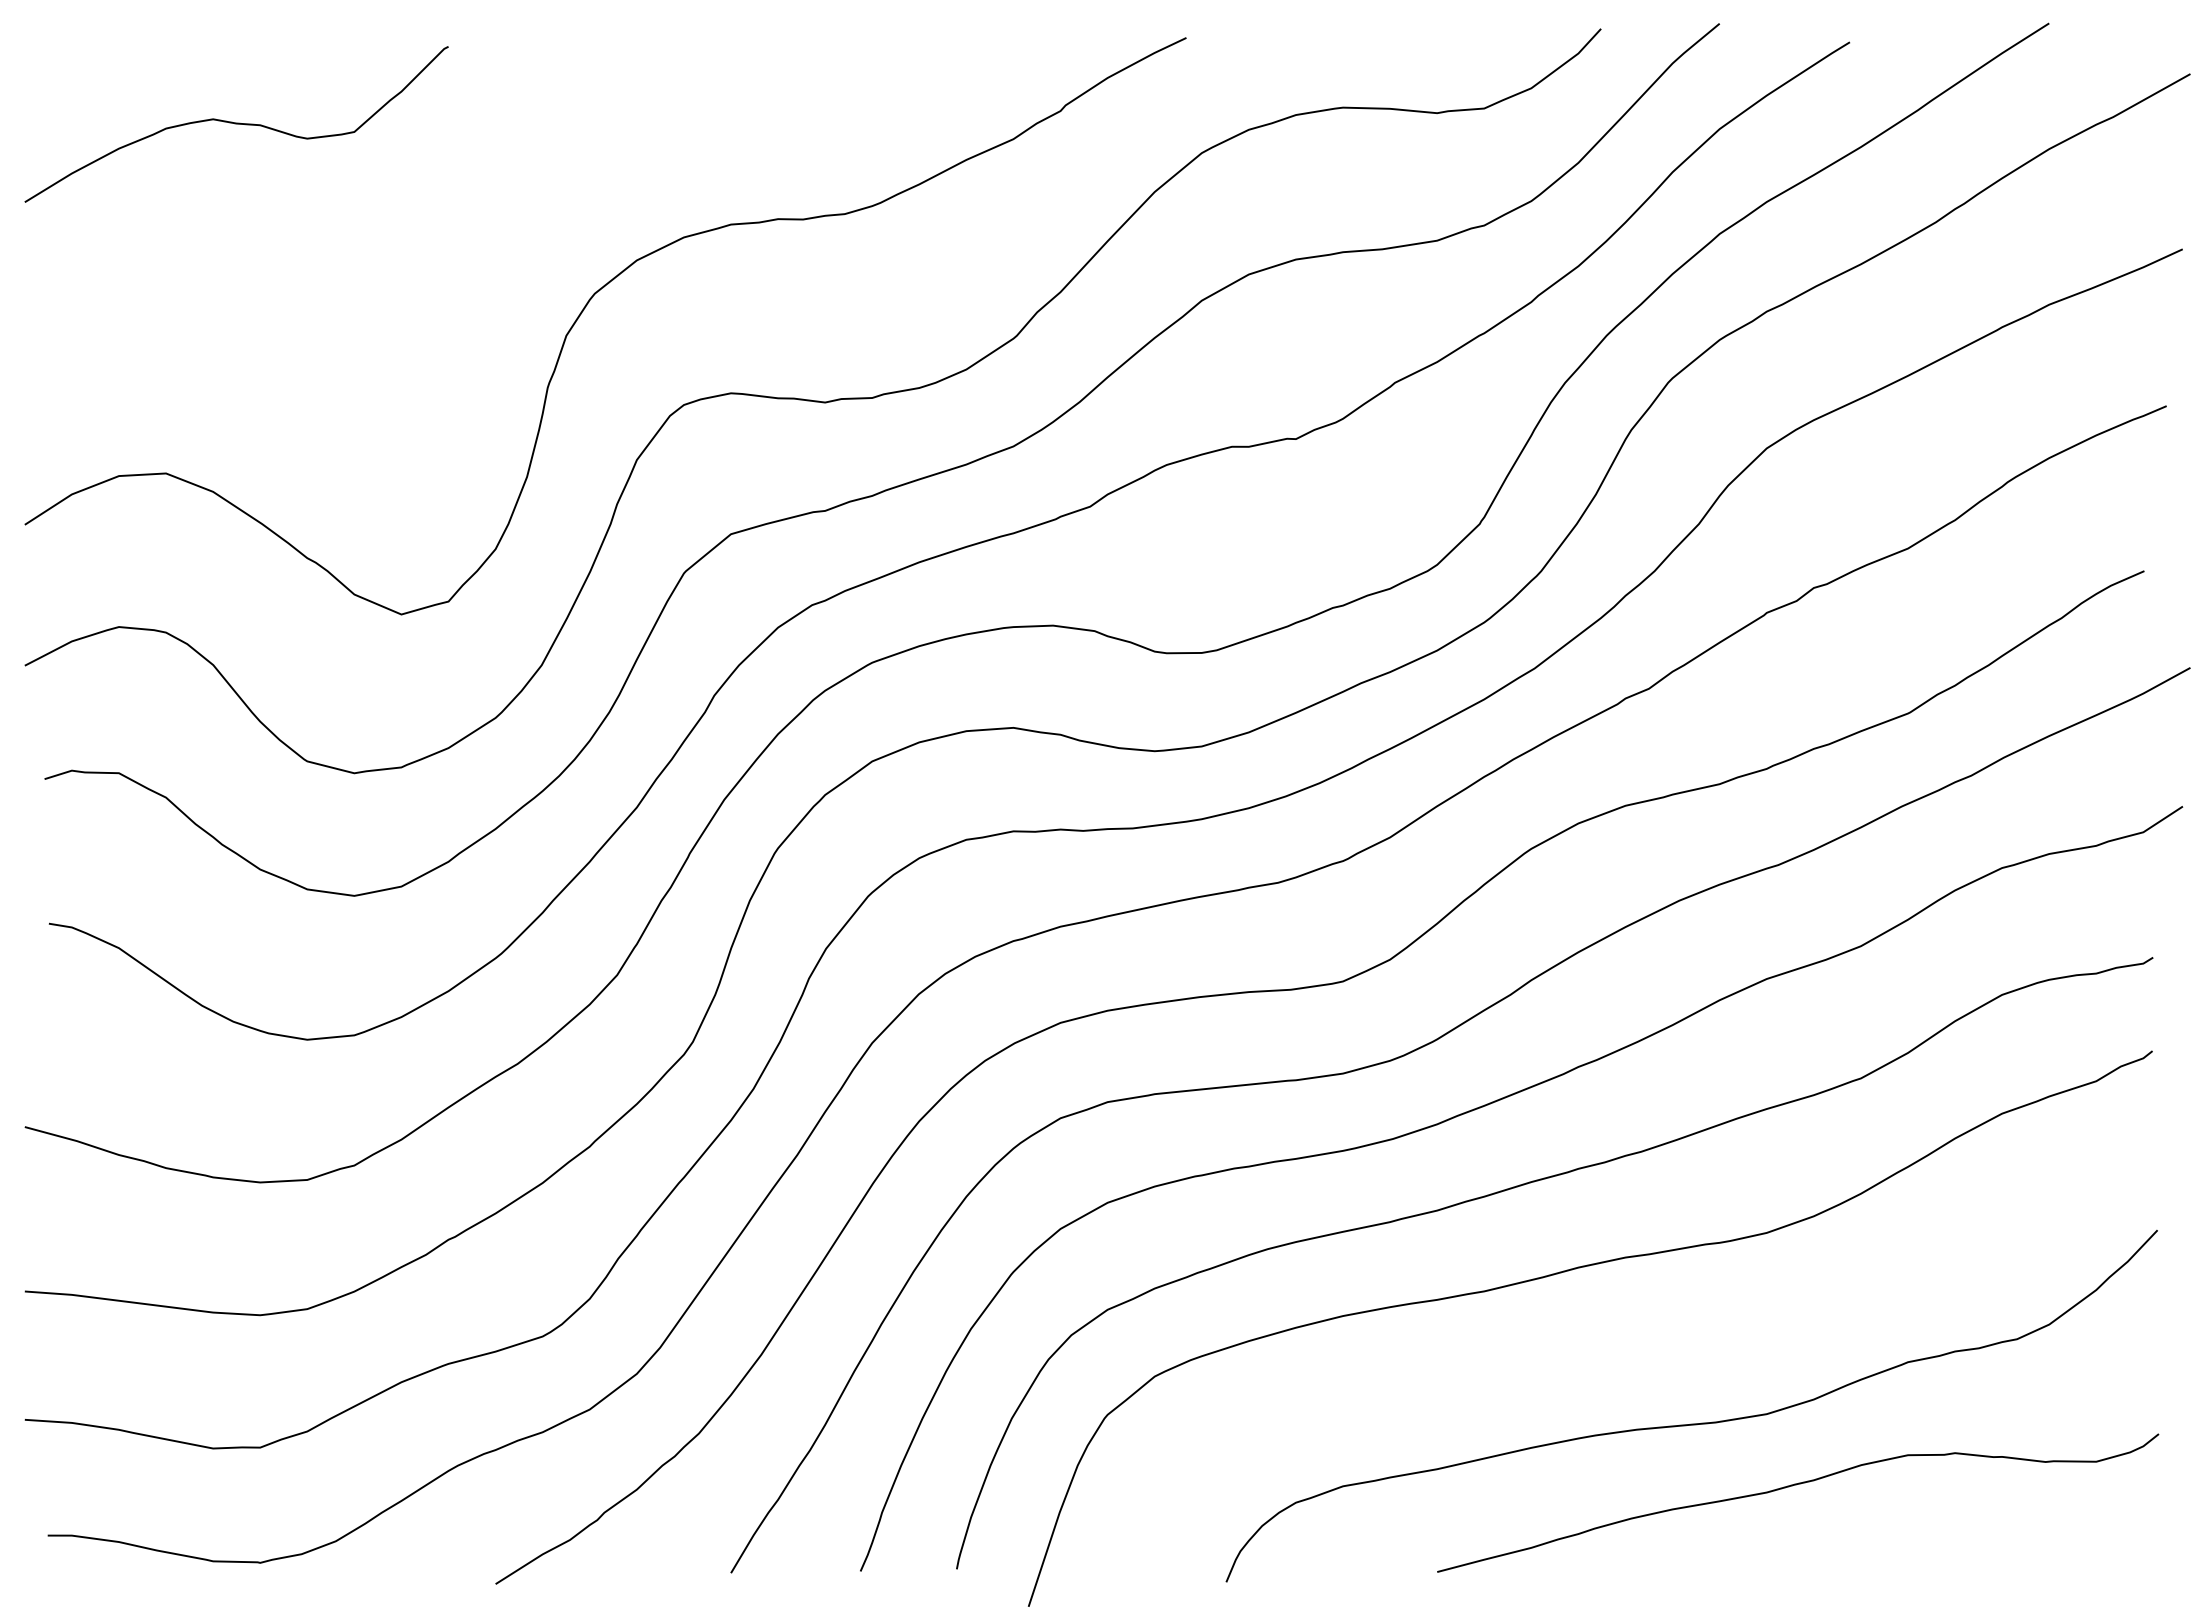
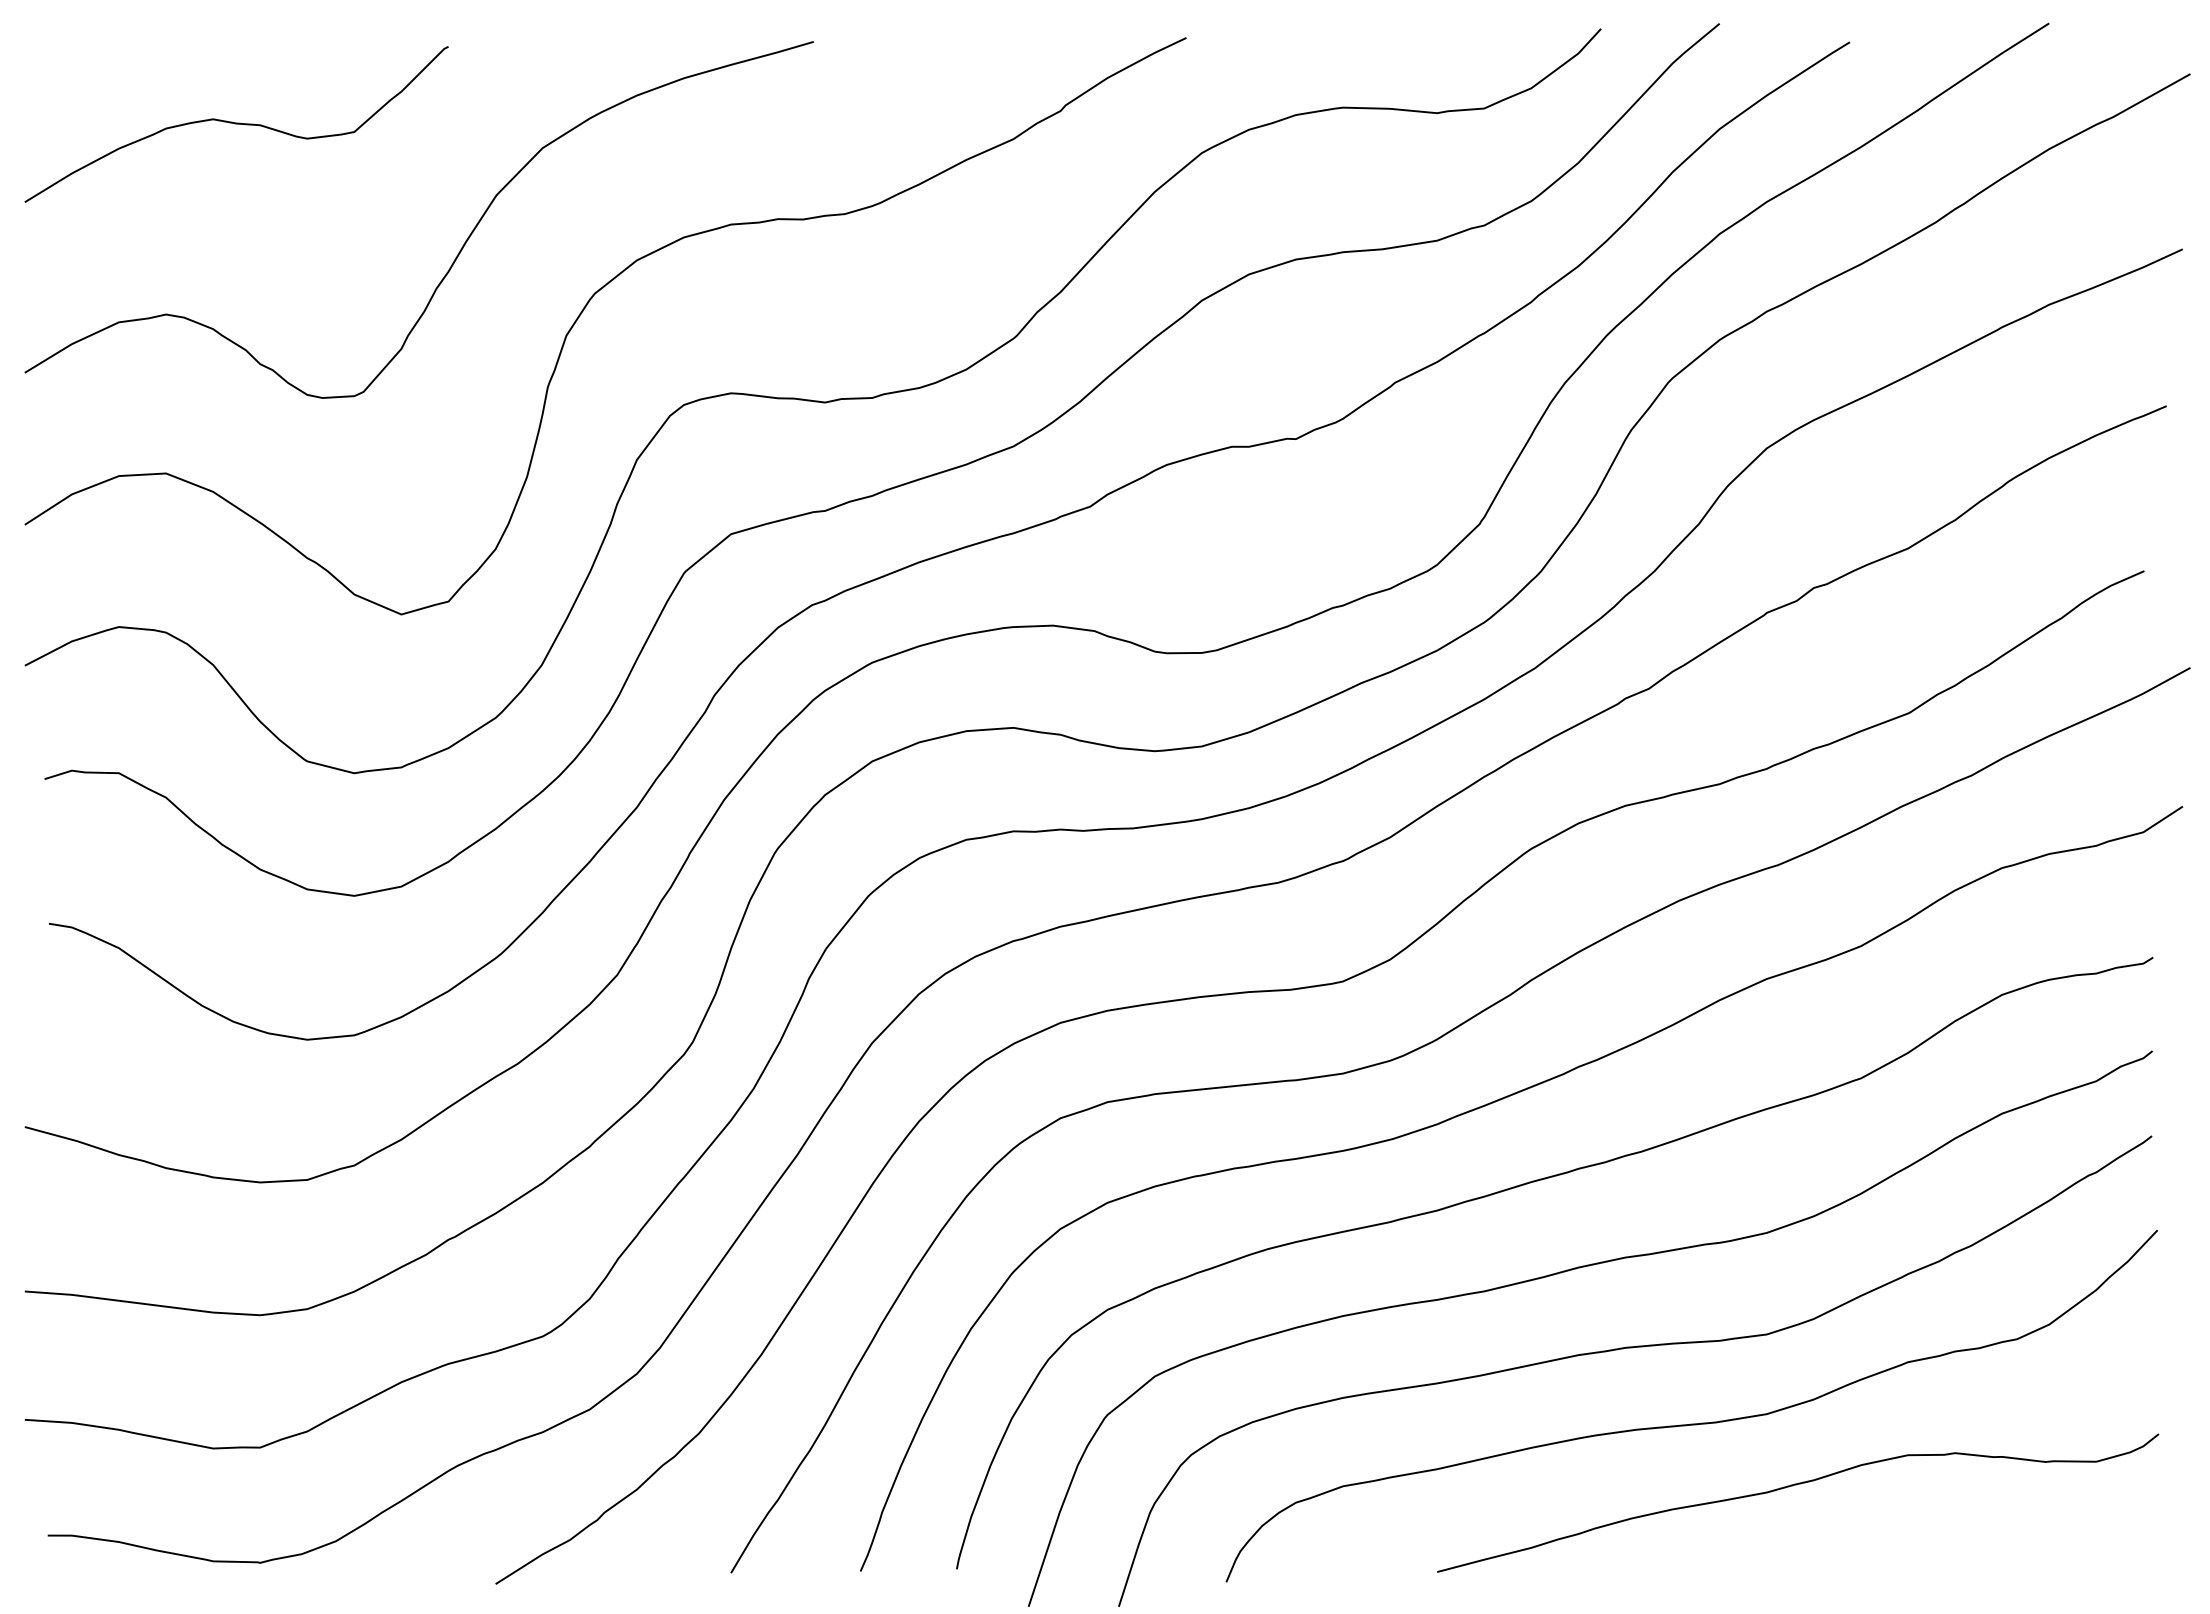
curve: none -> present (462, 245)
curve: none -> present (1632, 1348)
